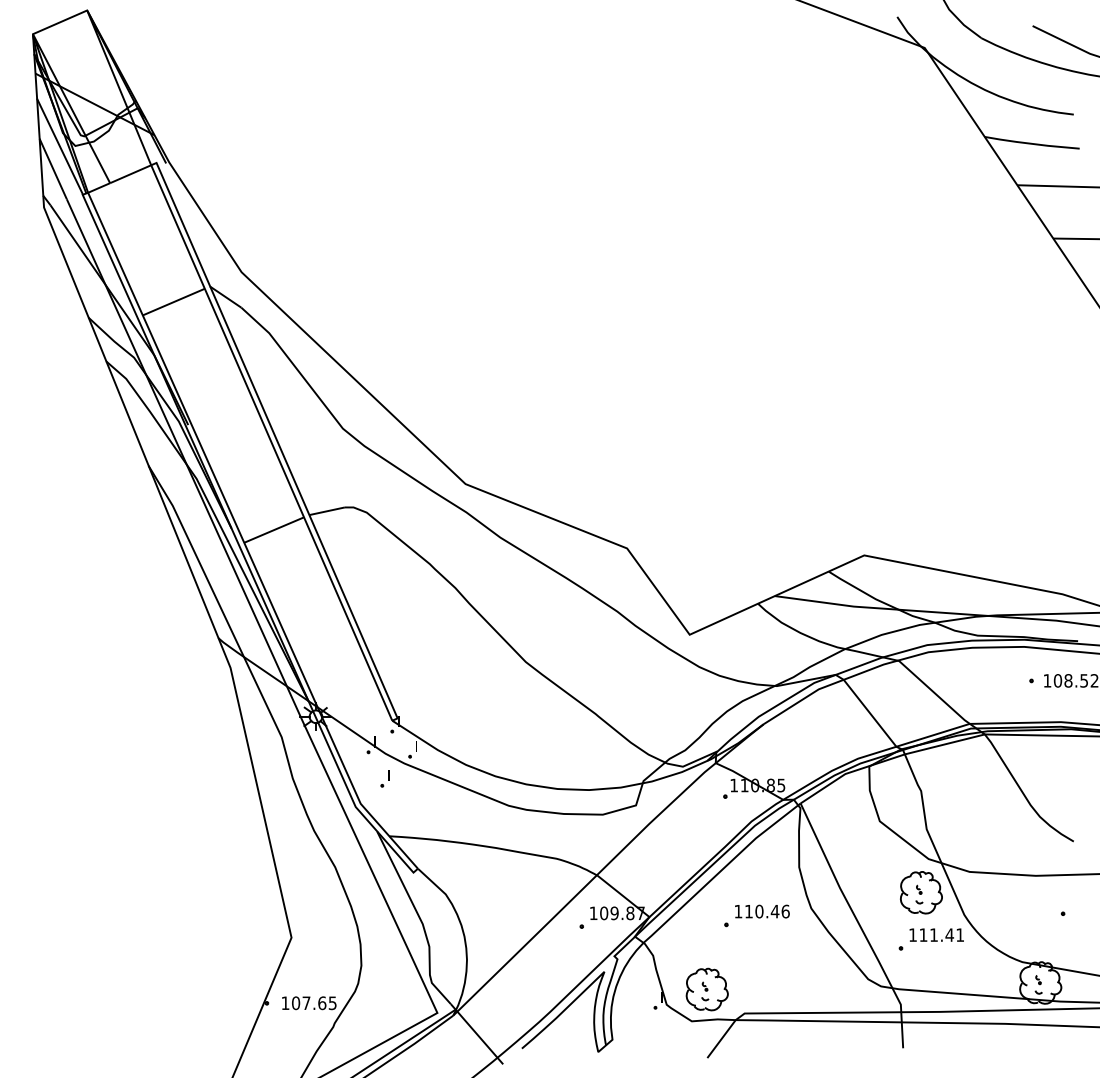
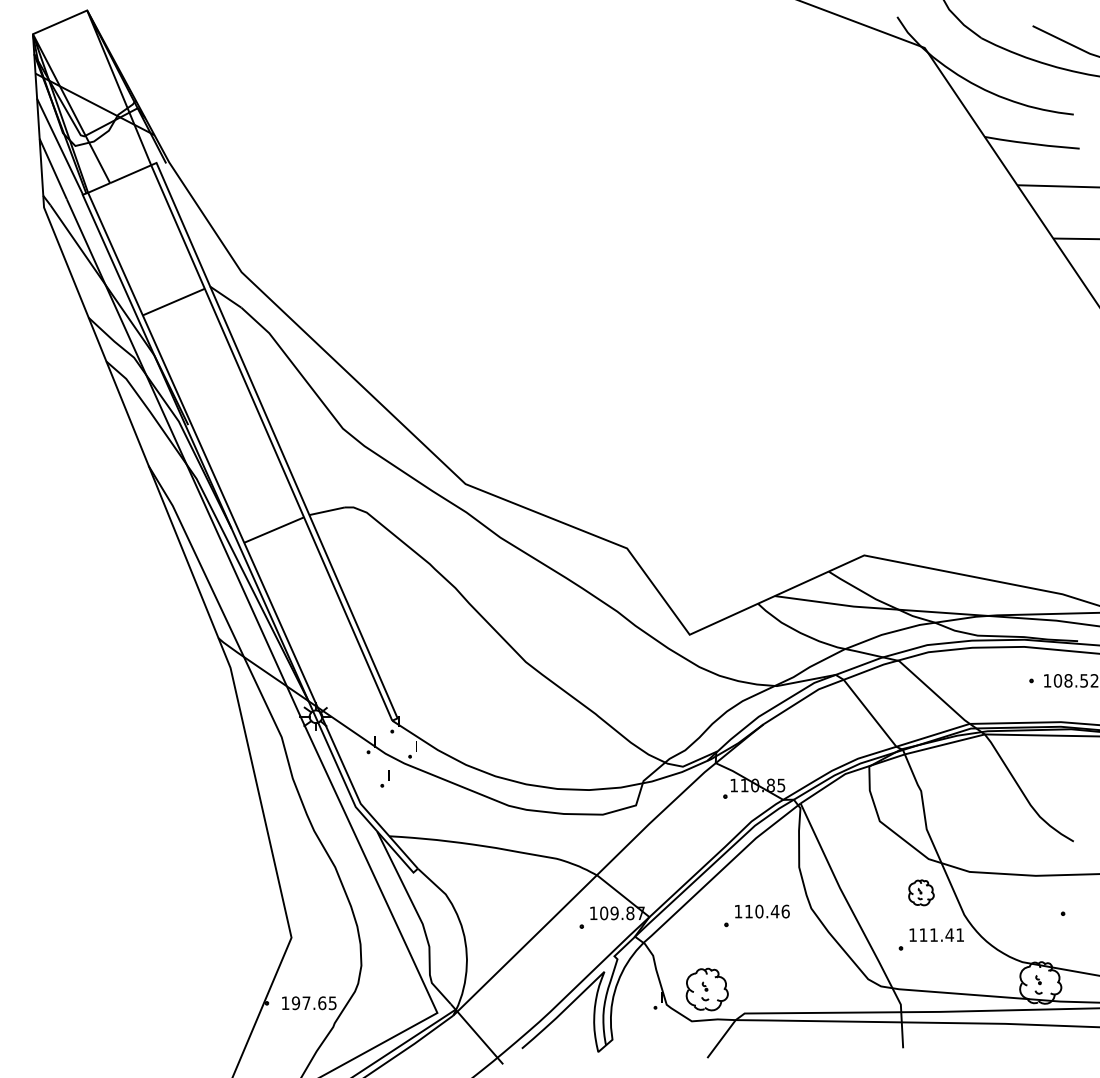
part size: 43x44 px -> 27x28 px (921, 892)
text: 107.65 -> 197.65 (295, 1003)
